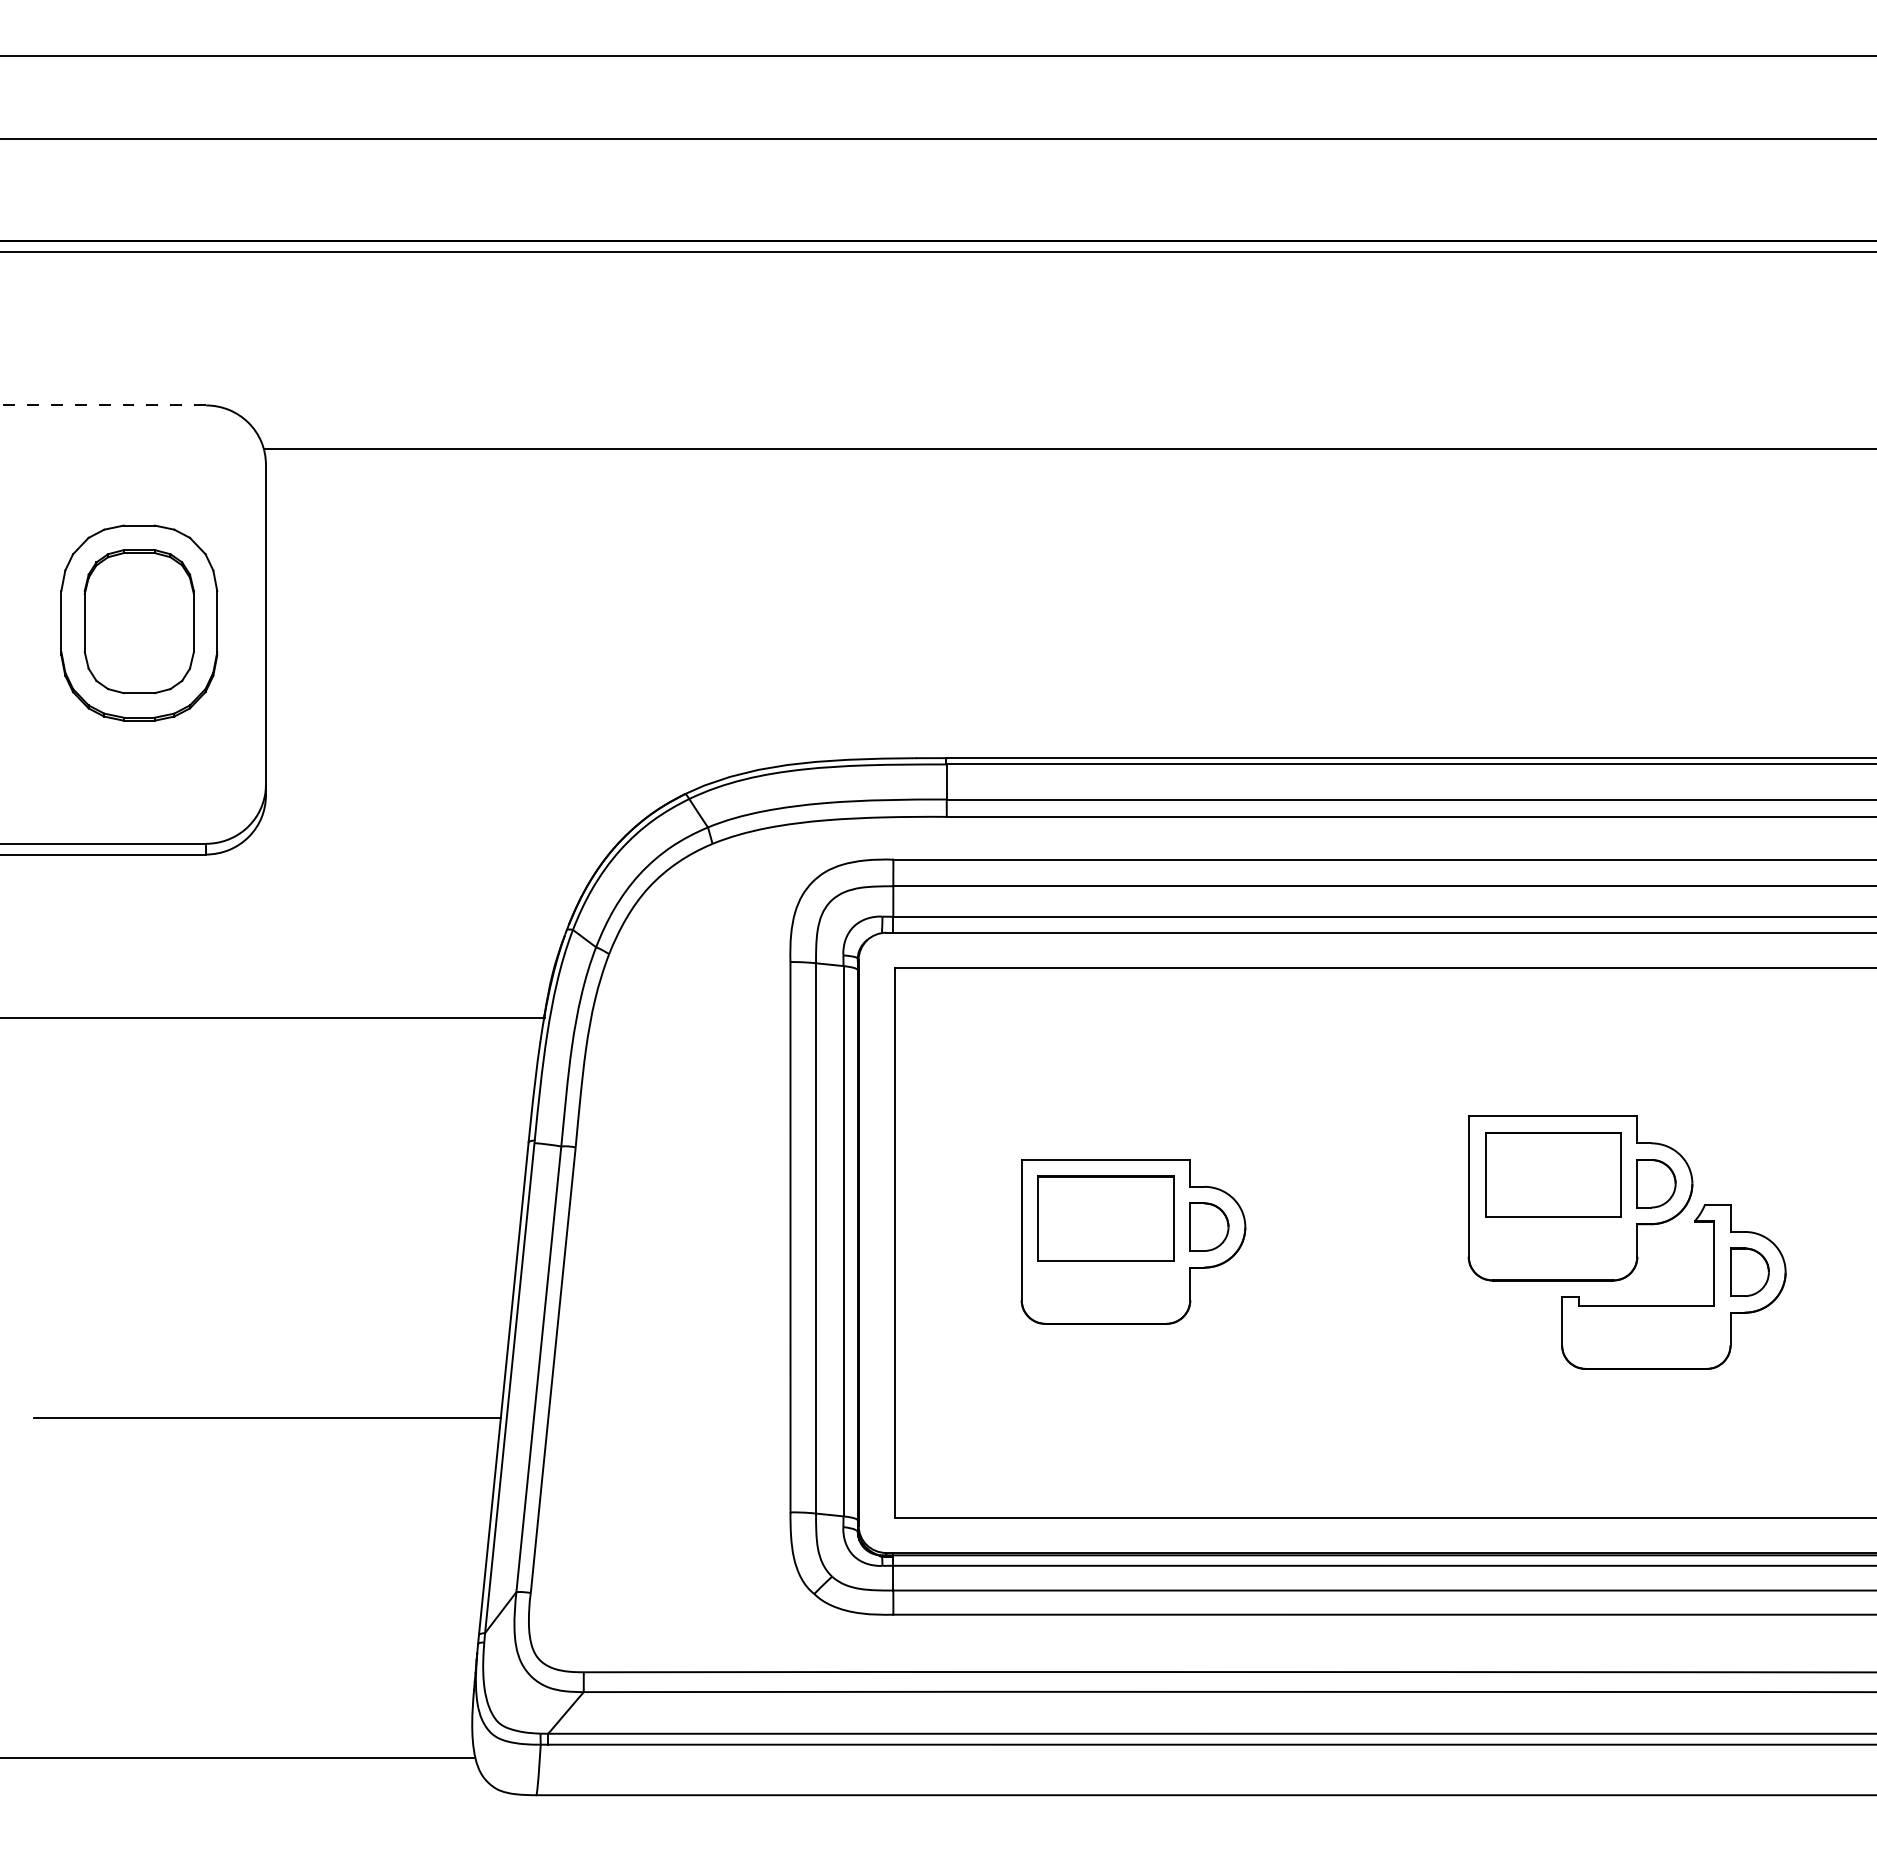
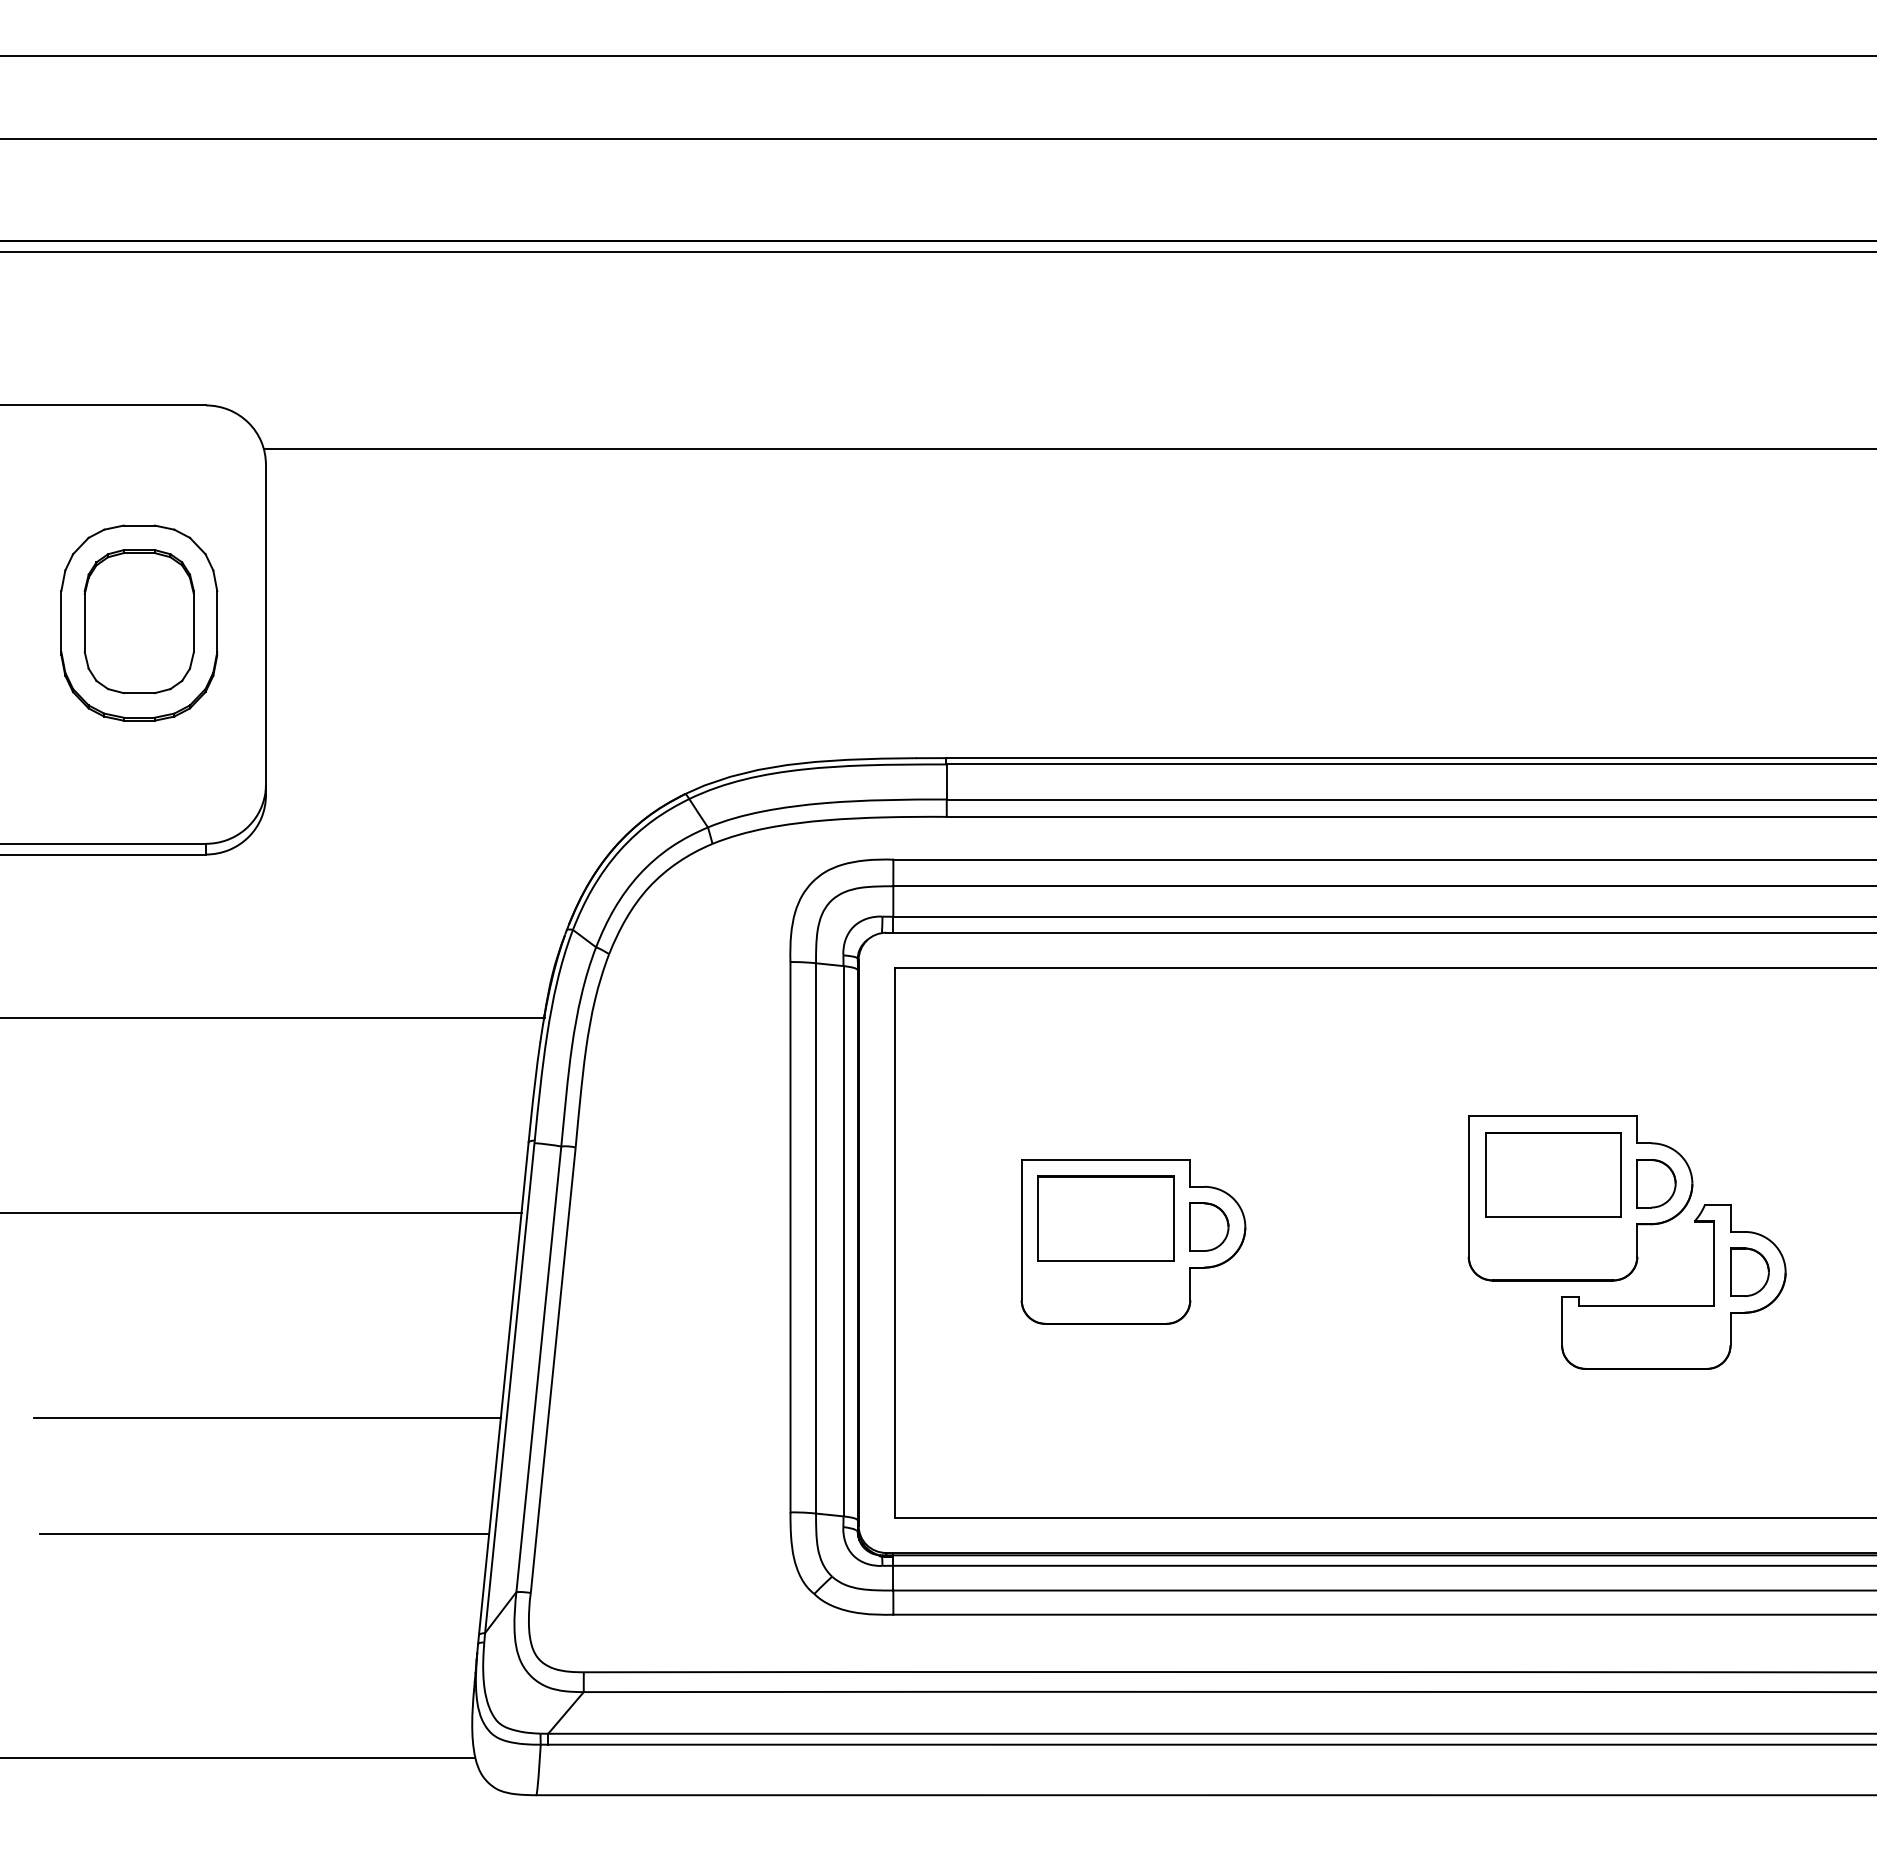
line: dashed -> solid (103, 405)
line: none -> present (261, 1212)
line: none -> present (264, 1533)
